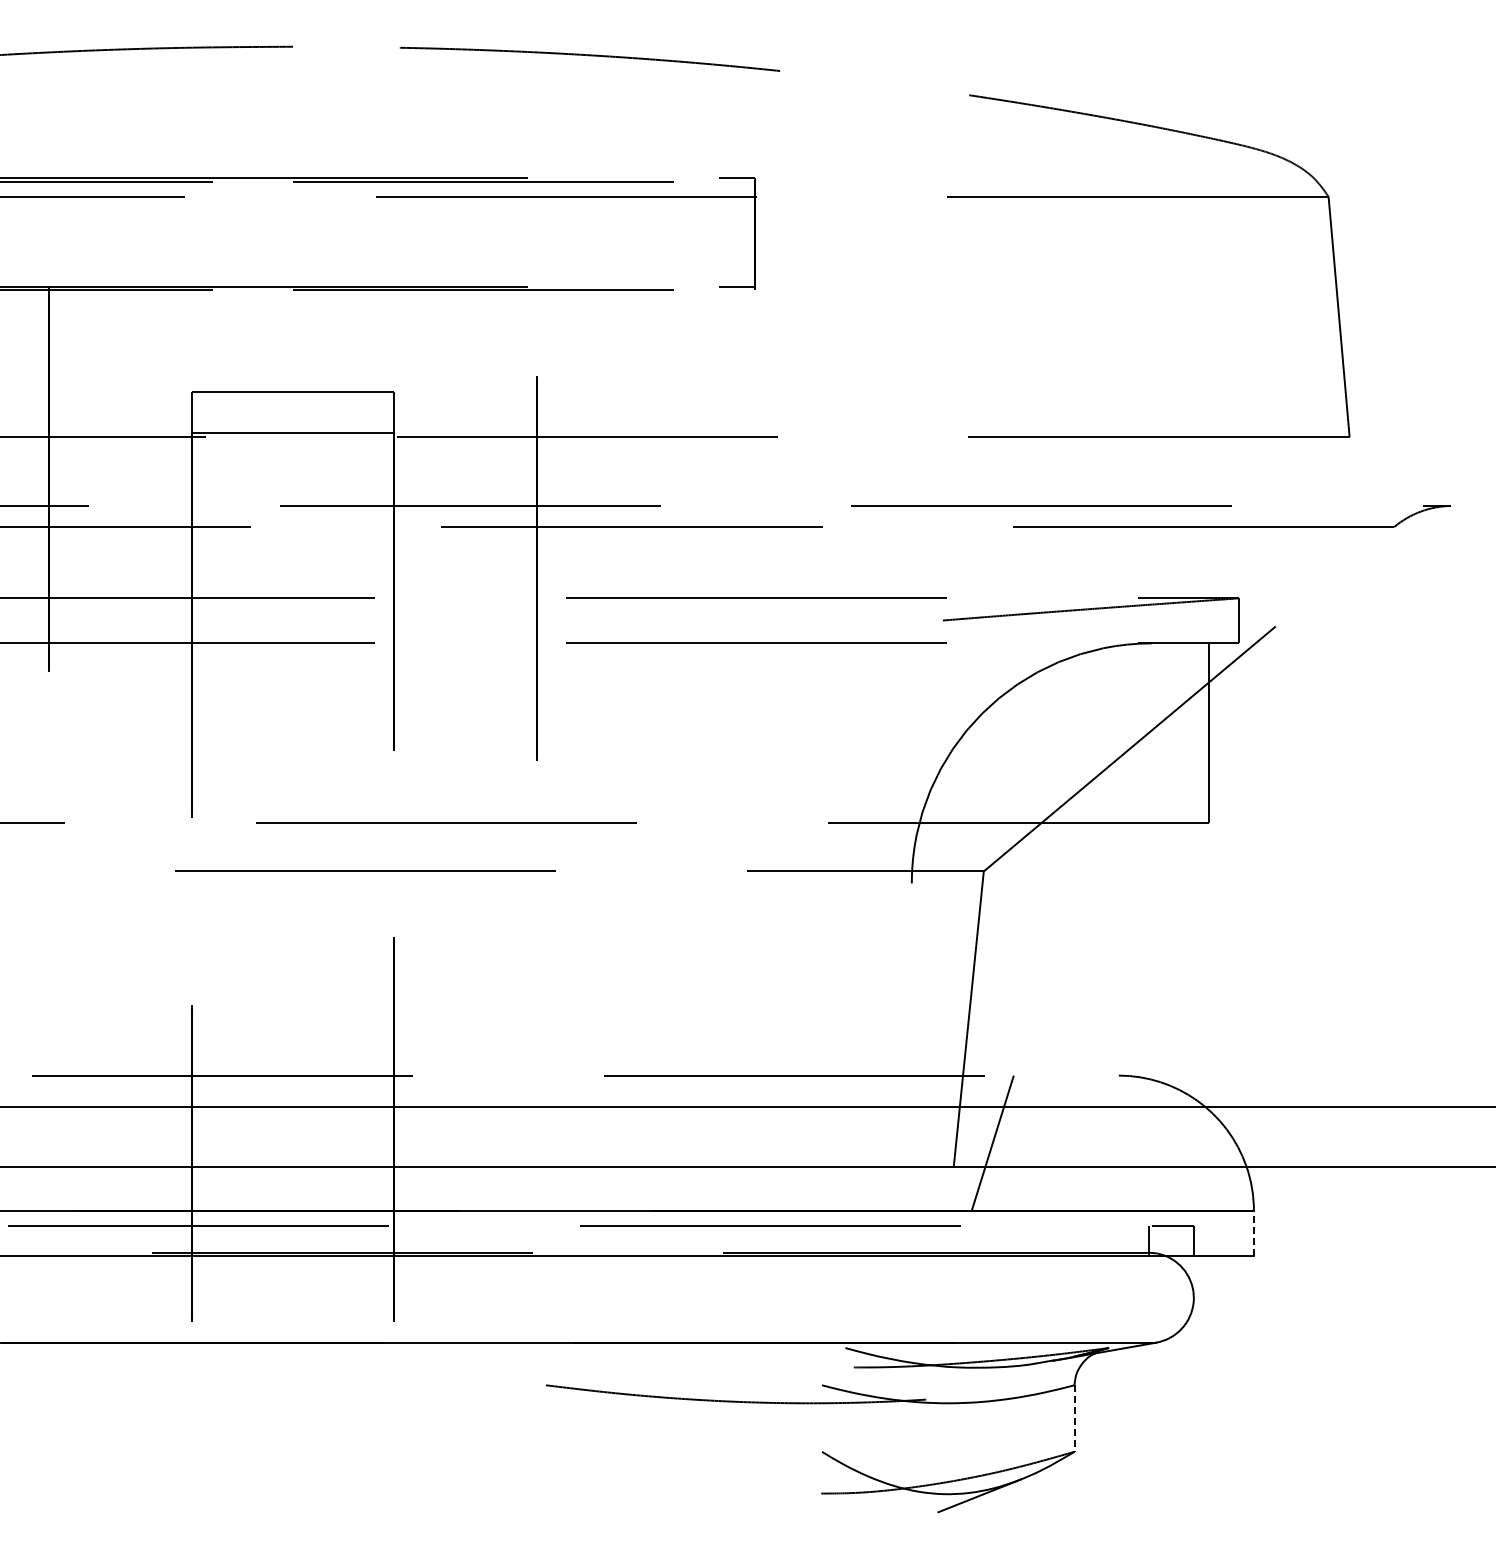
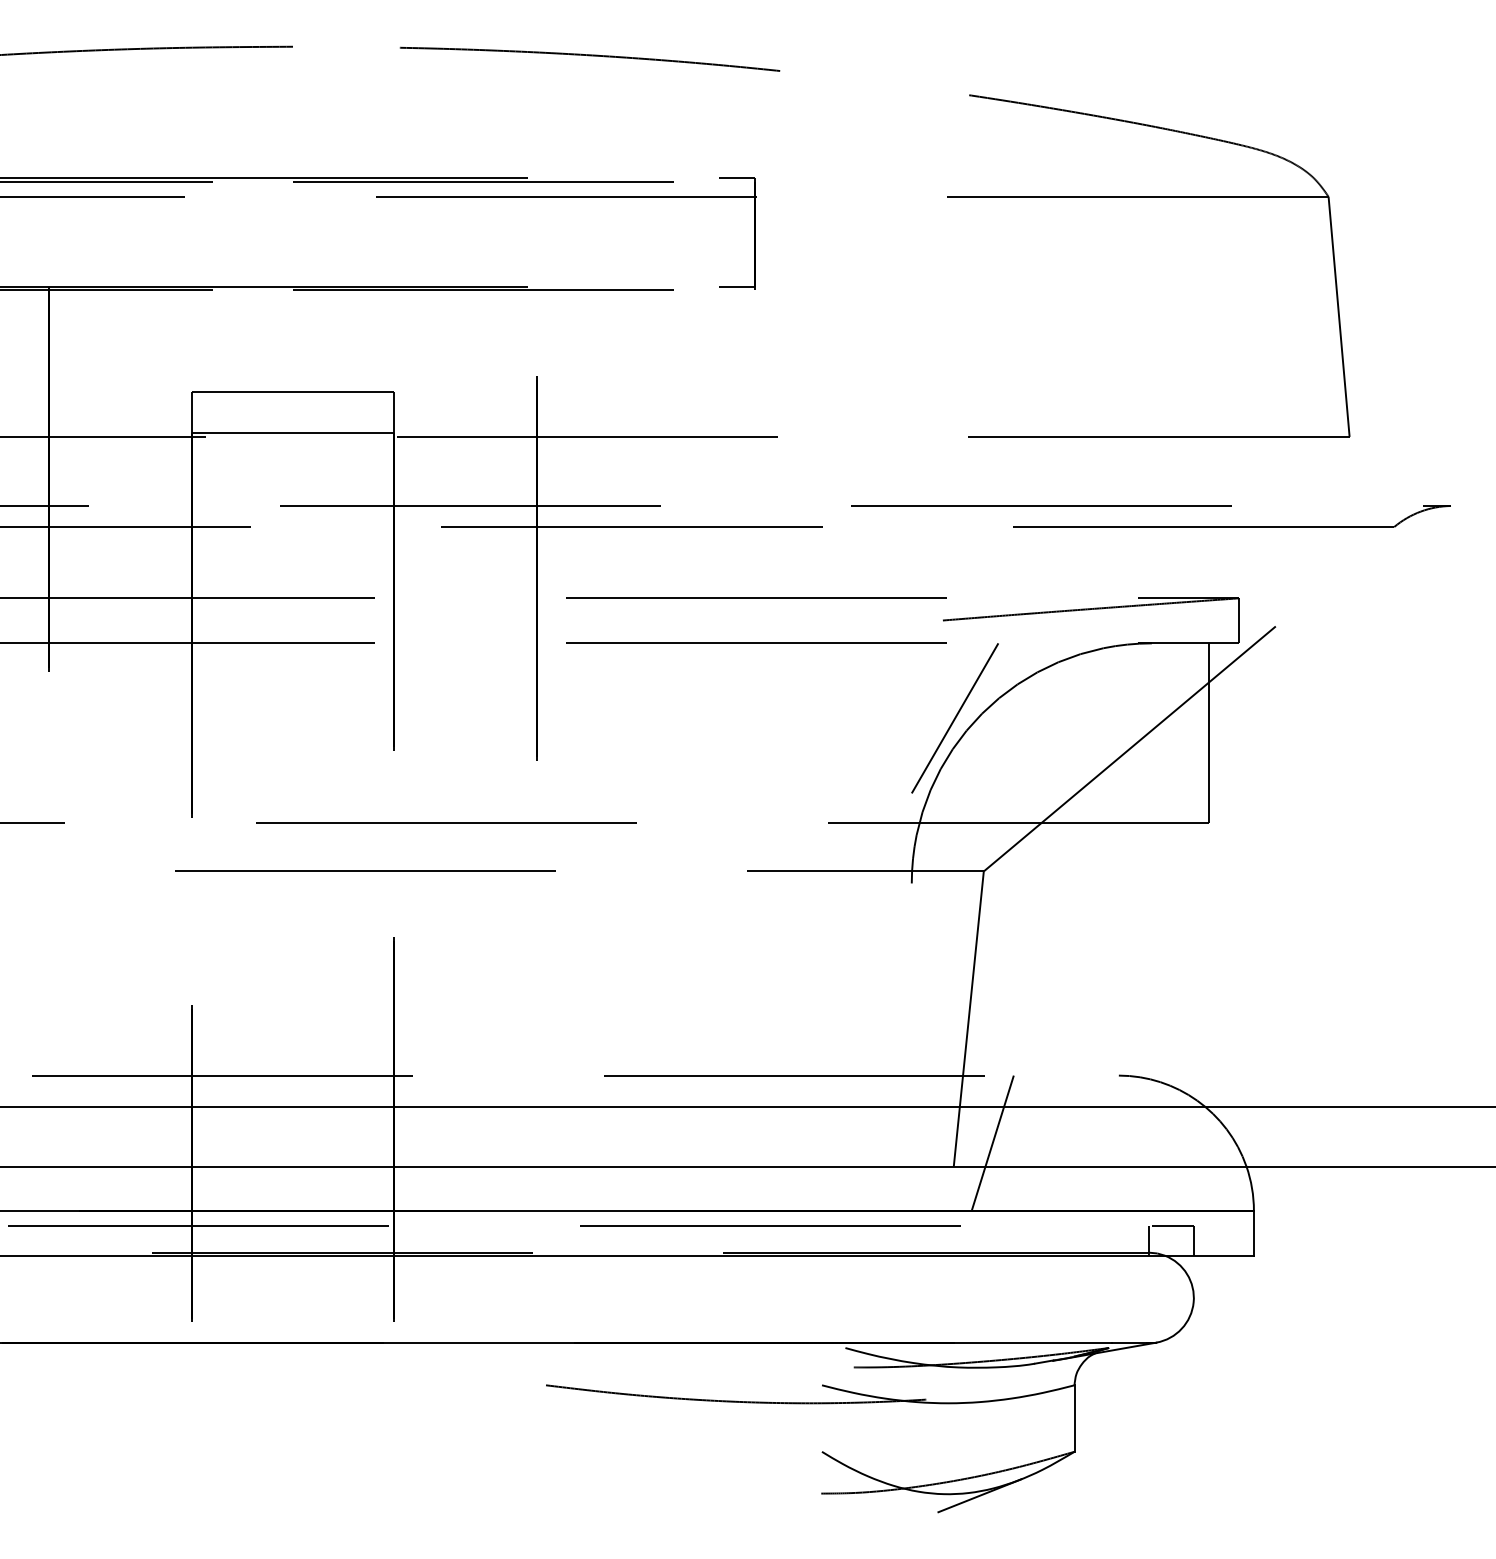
line: none -> present (954, 718)
line: dashed -> solid (1253, 1233)
line: dashed -> solid (1074, 1419)
